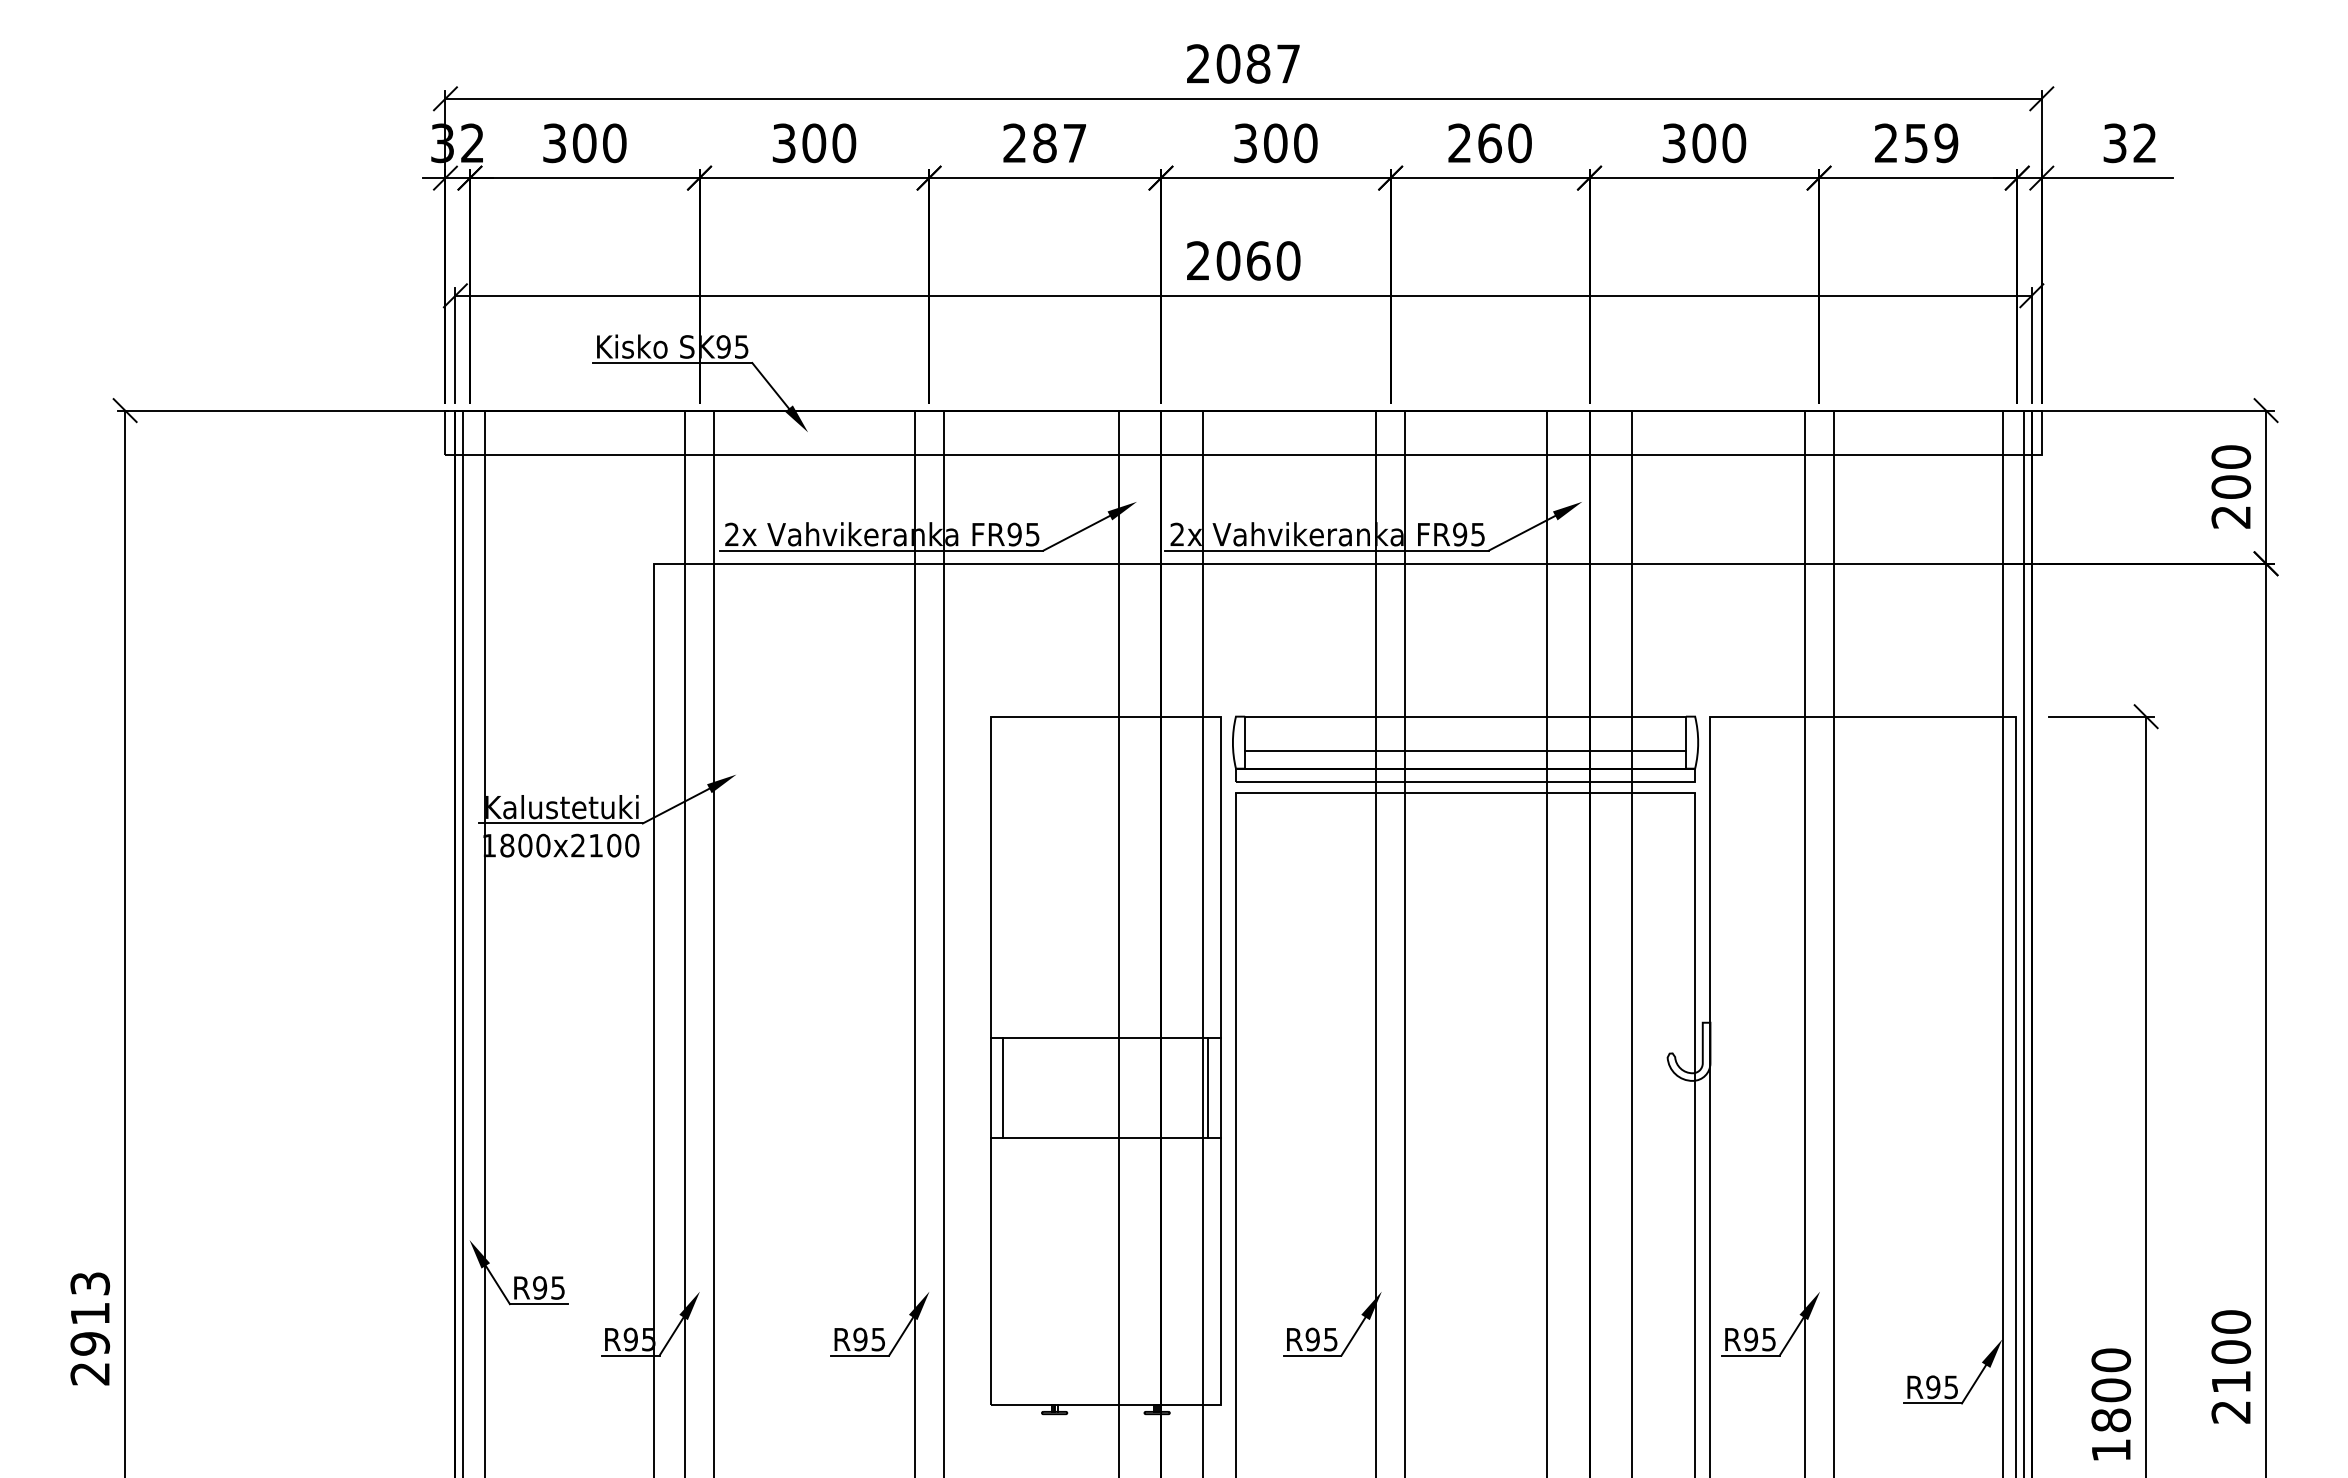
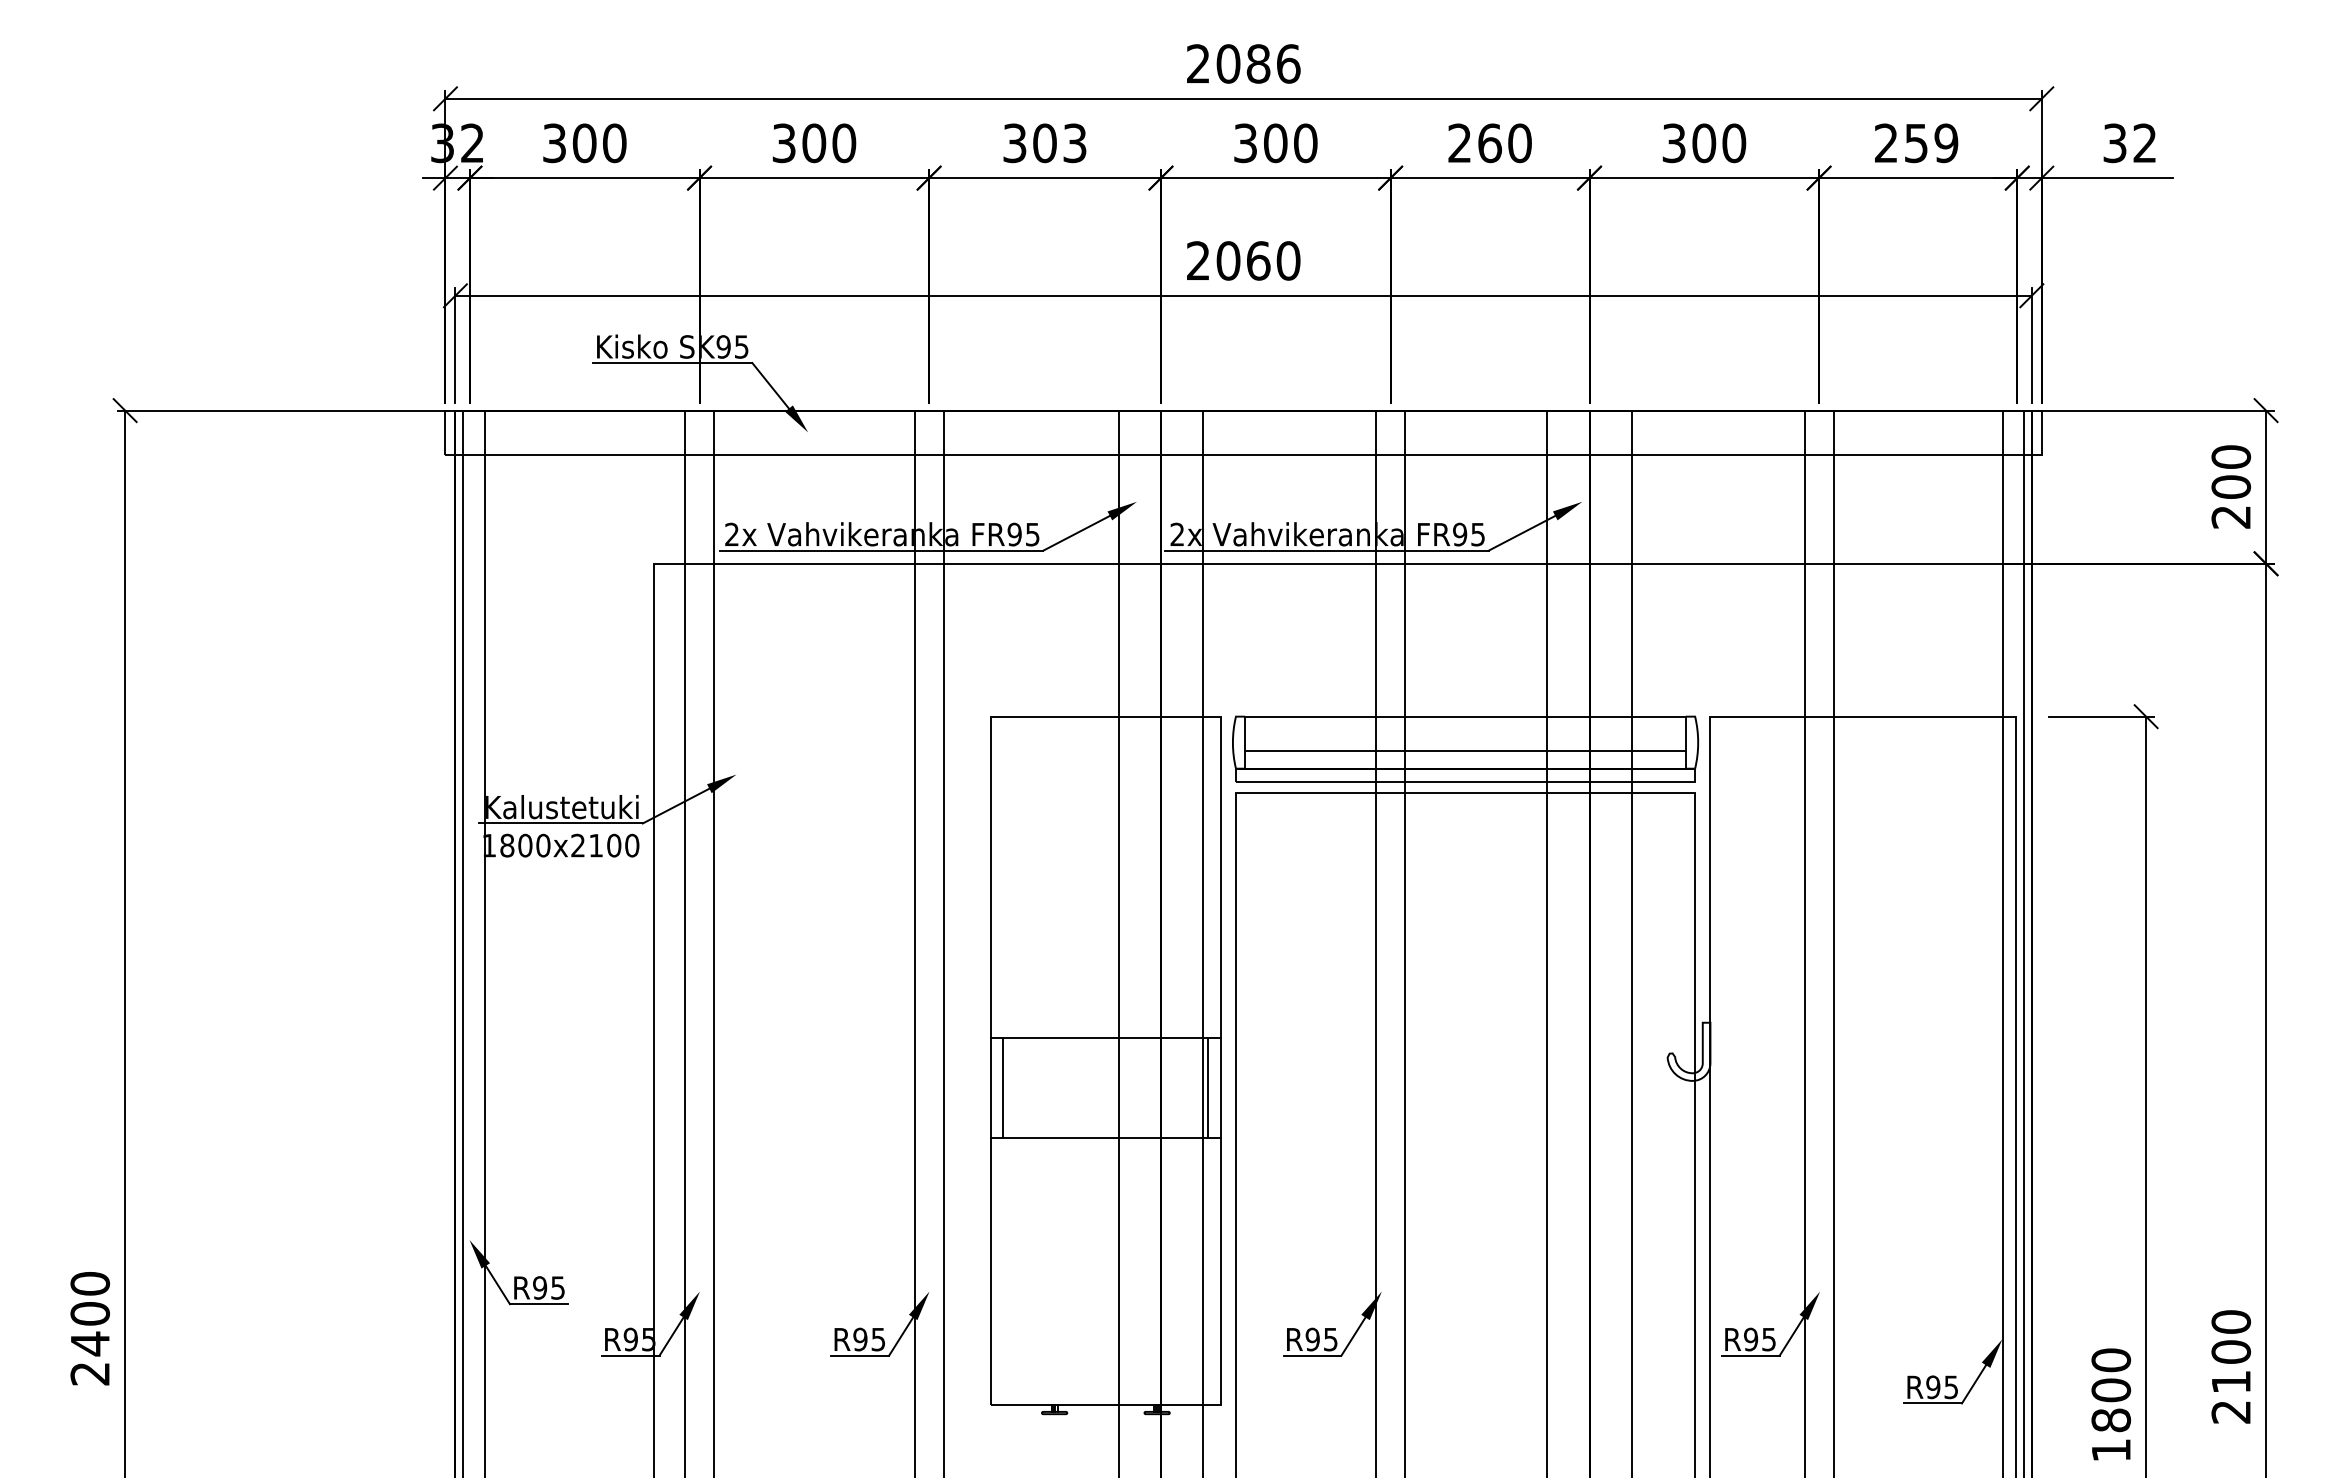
text: 2087 -> 2086 (1288, 63)
text: 287 -> 303 (1044, 143)
text: 2913 -> 2400 (90, 1314)
